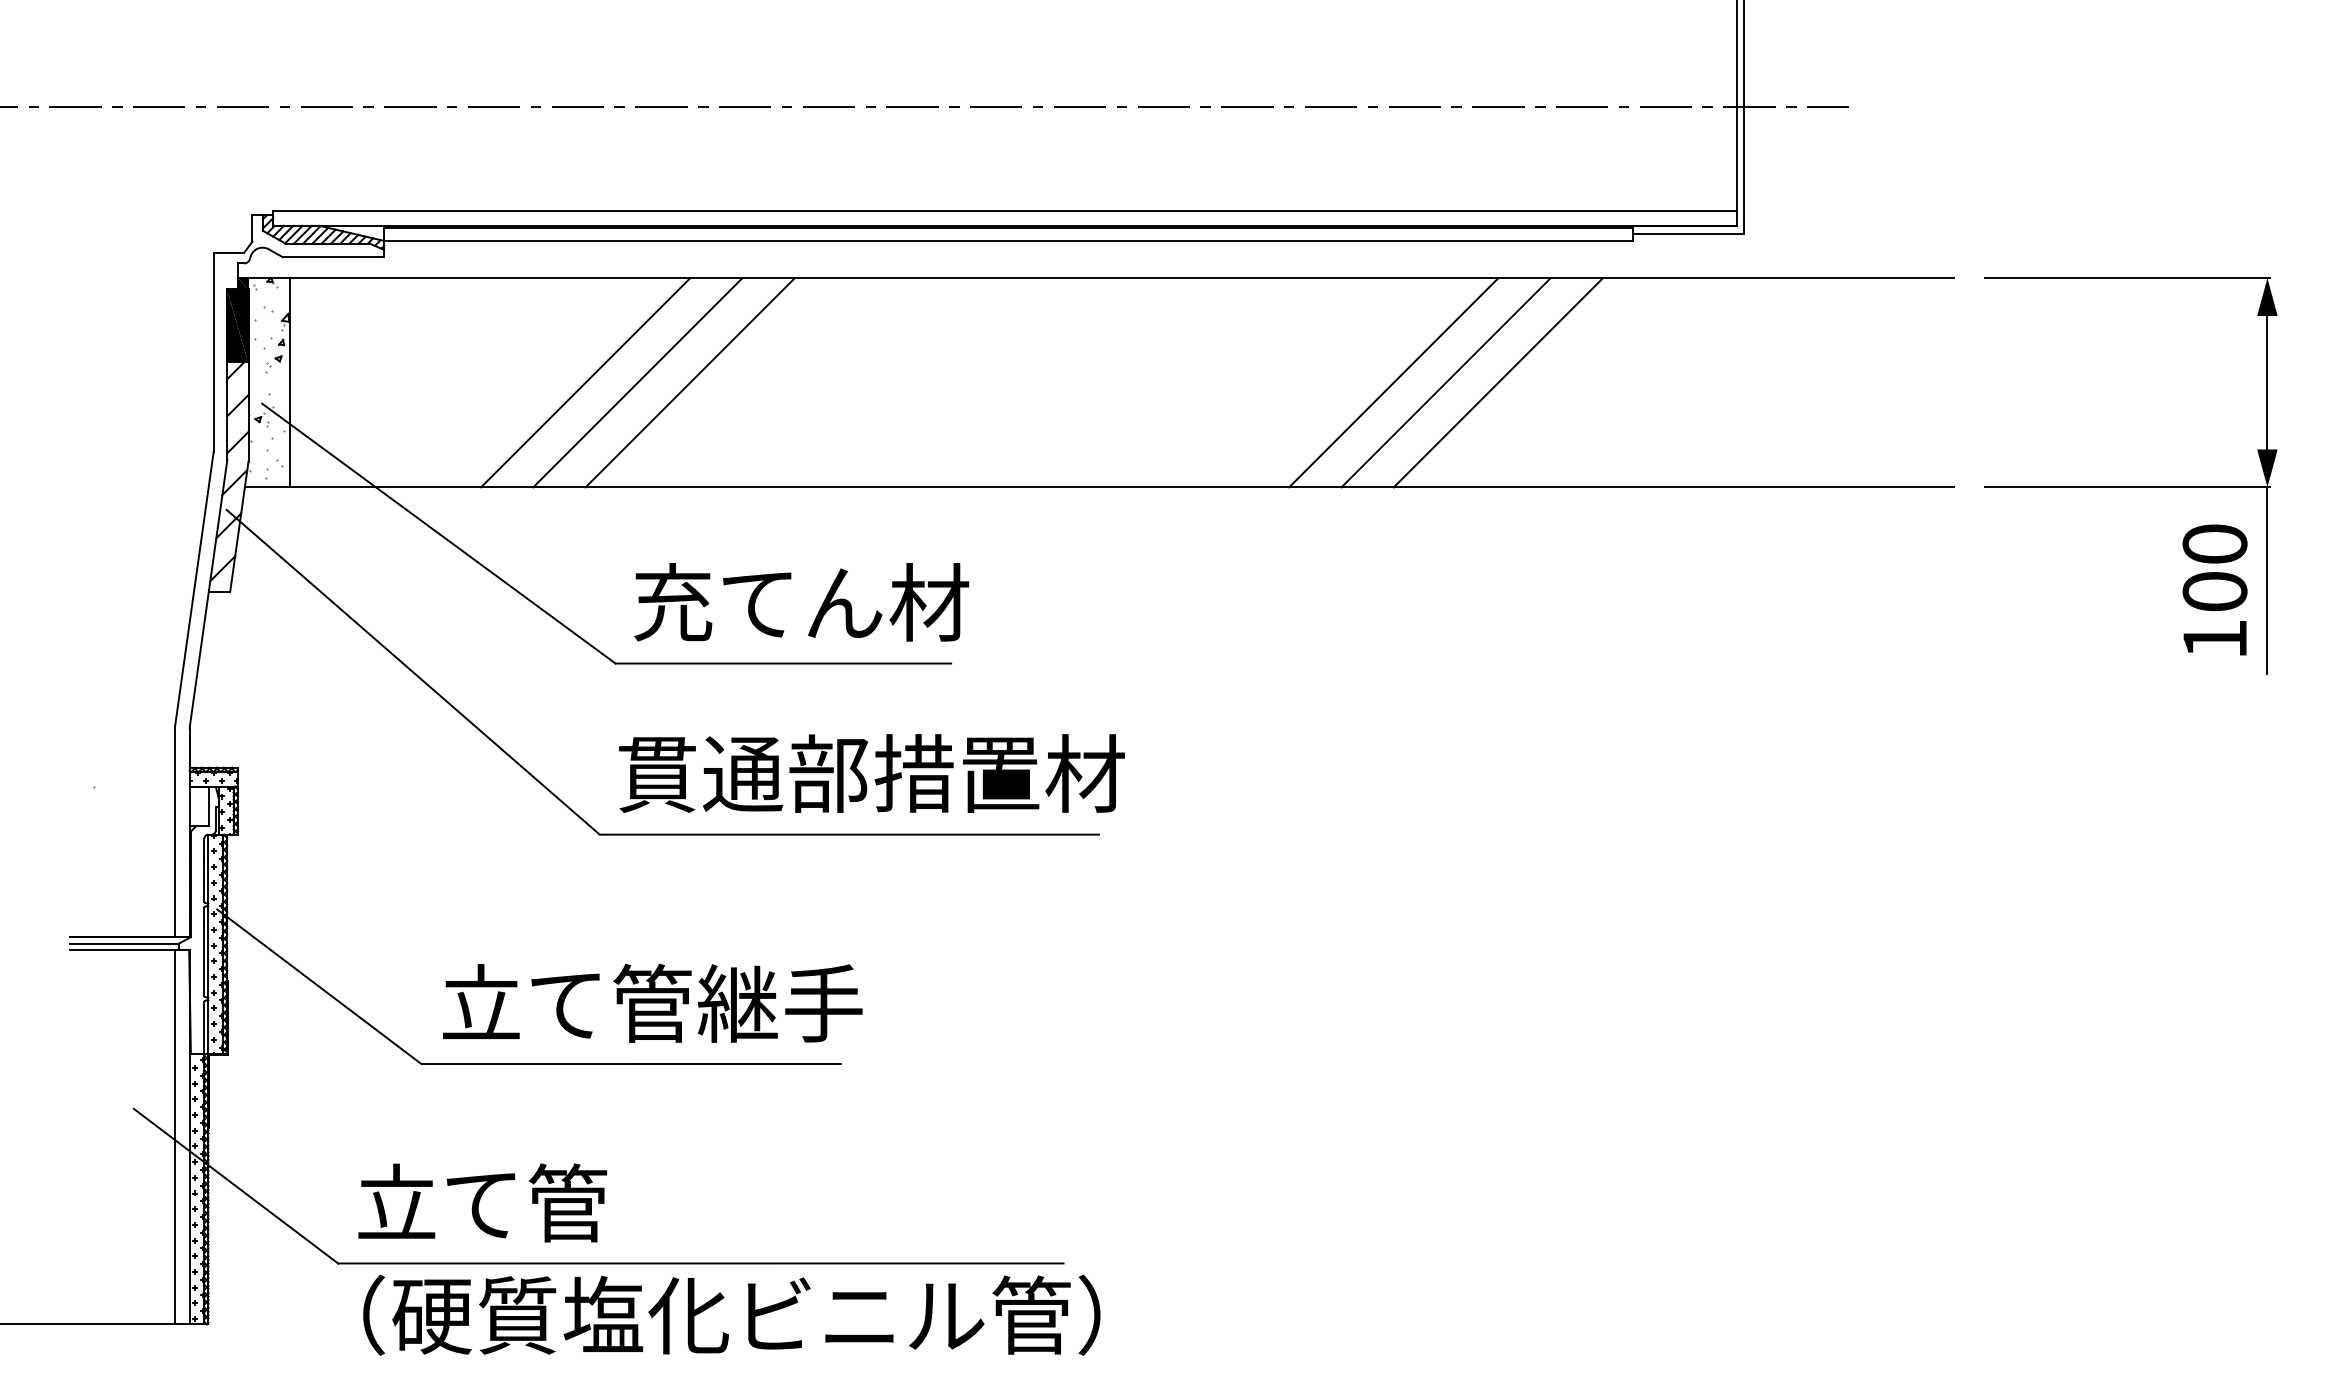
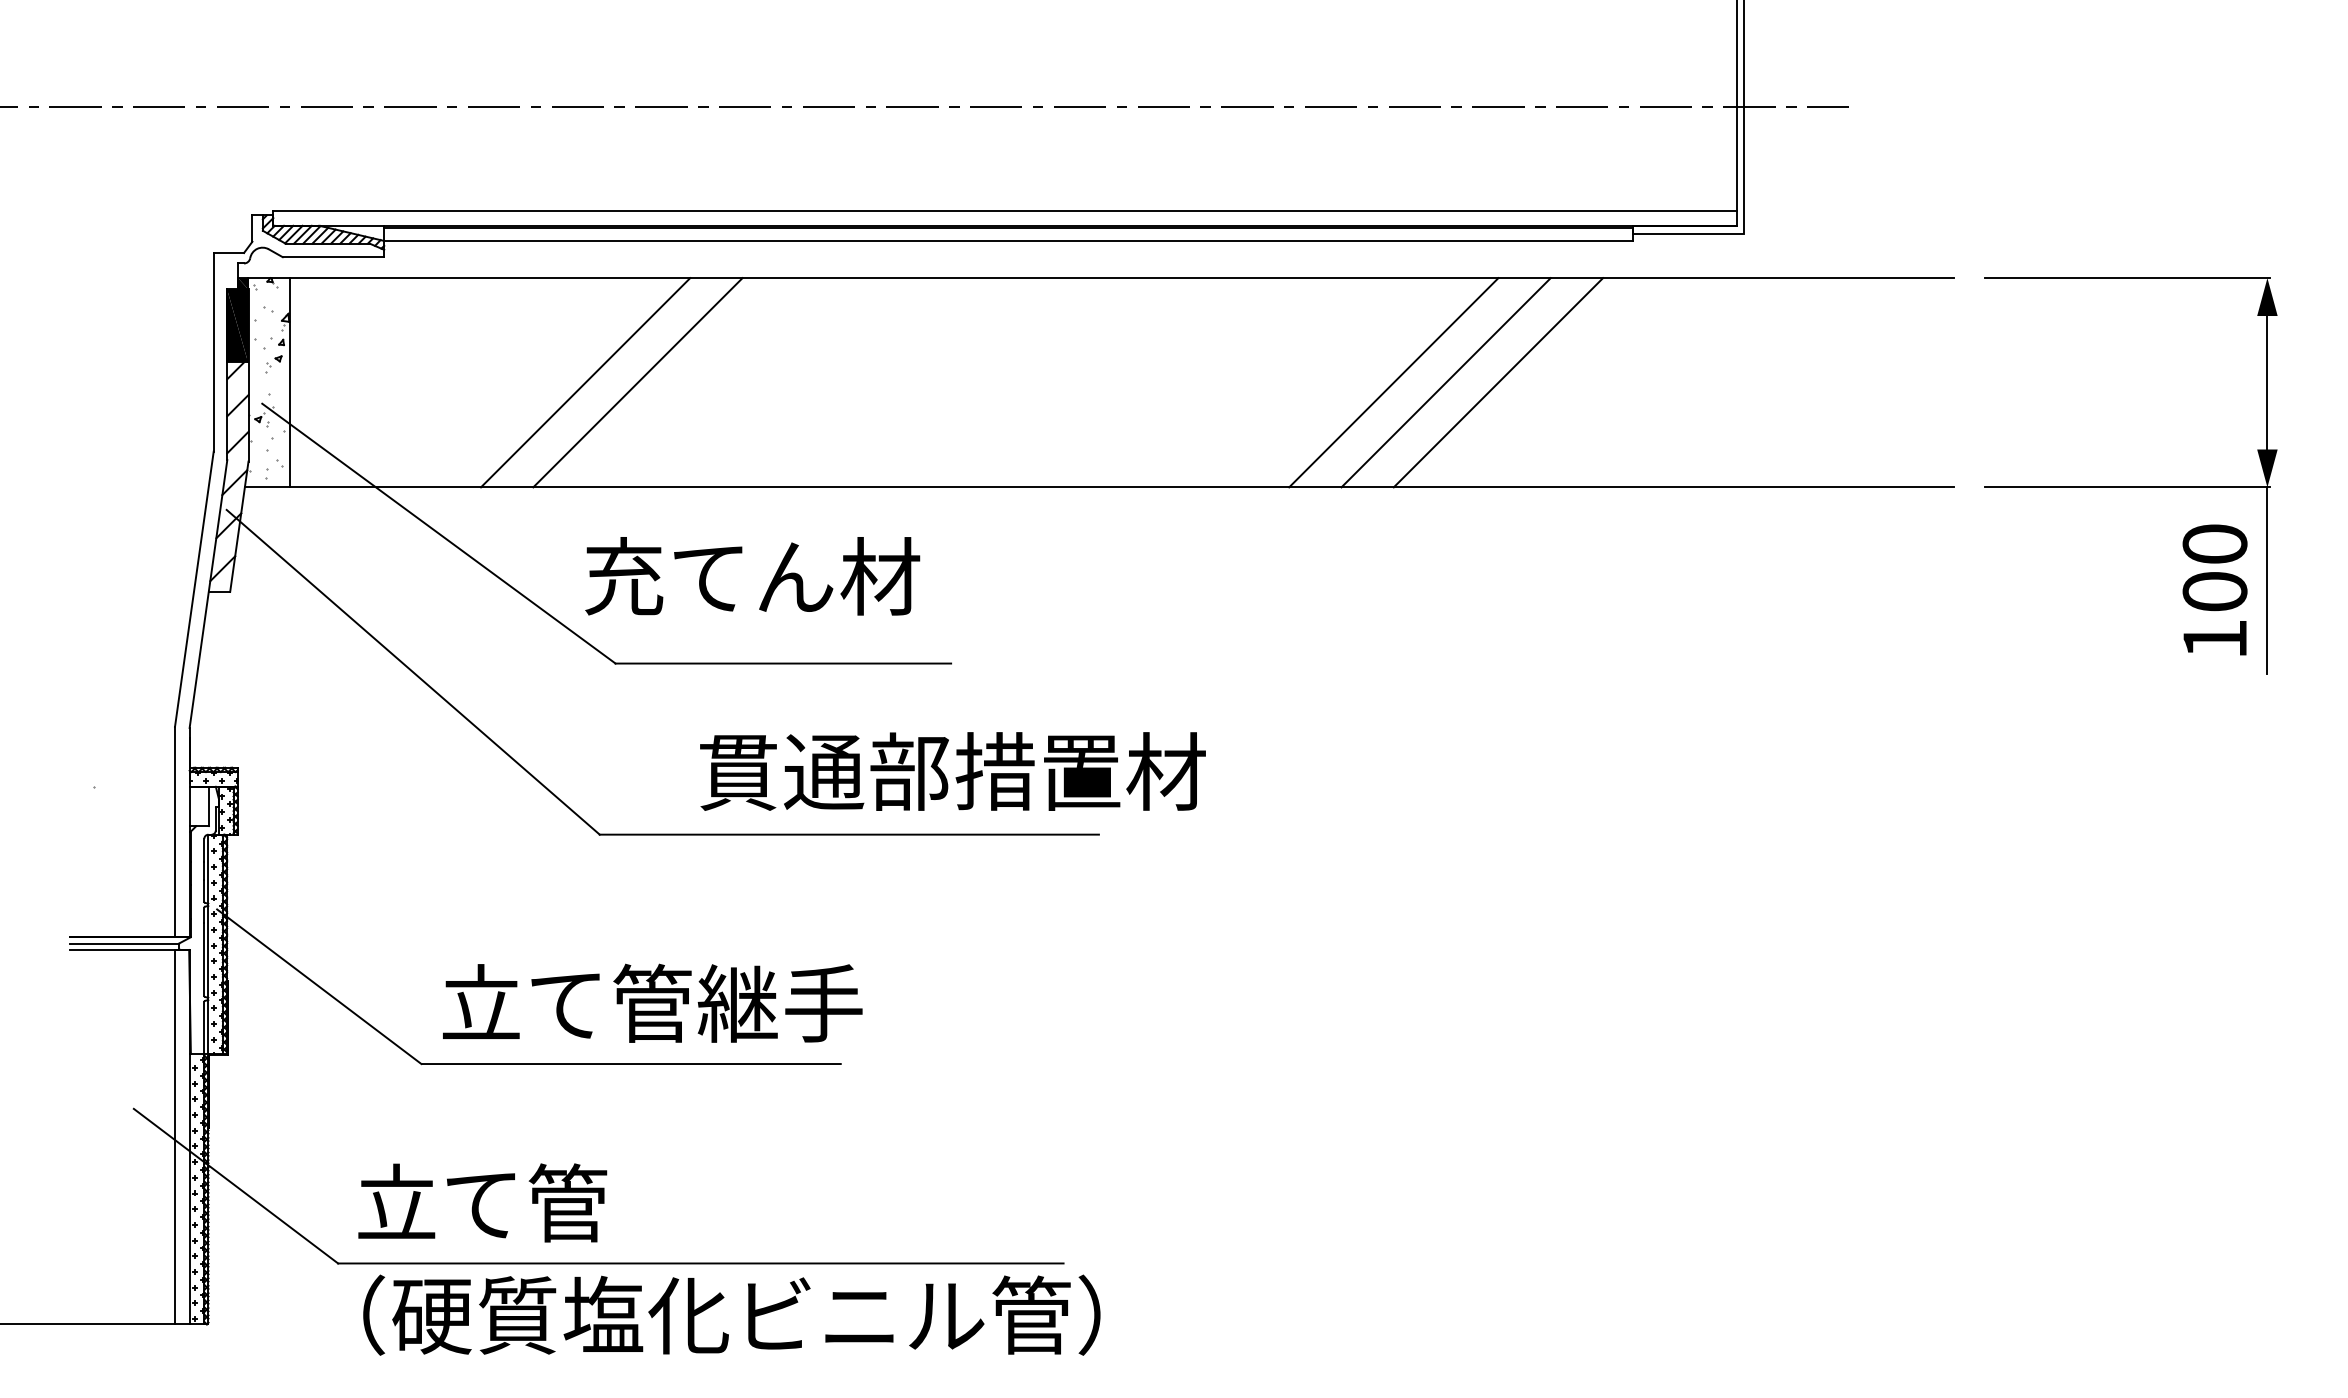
line: present -> none (689, 382)
text position: (801, 602) -> (752, 576) (752, 576)
text position: (871, 773) -> (952, 771) (952, 771)
